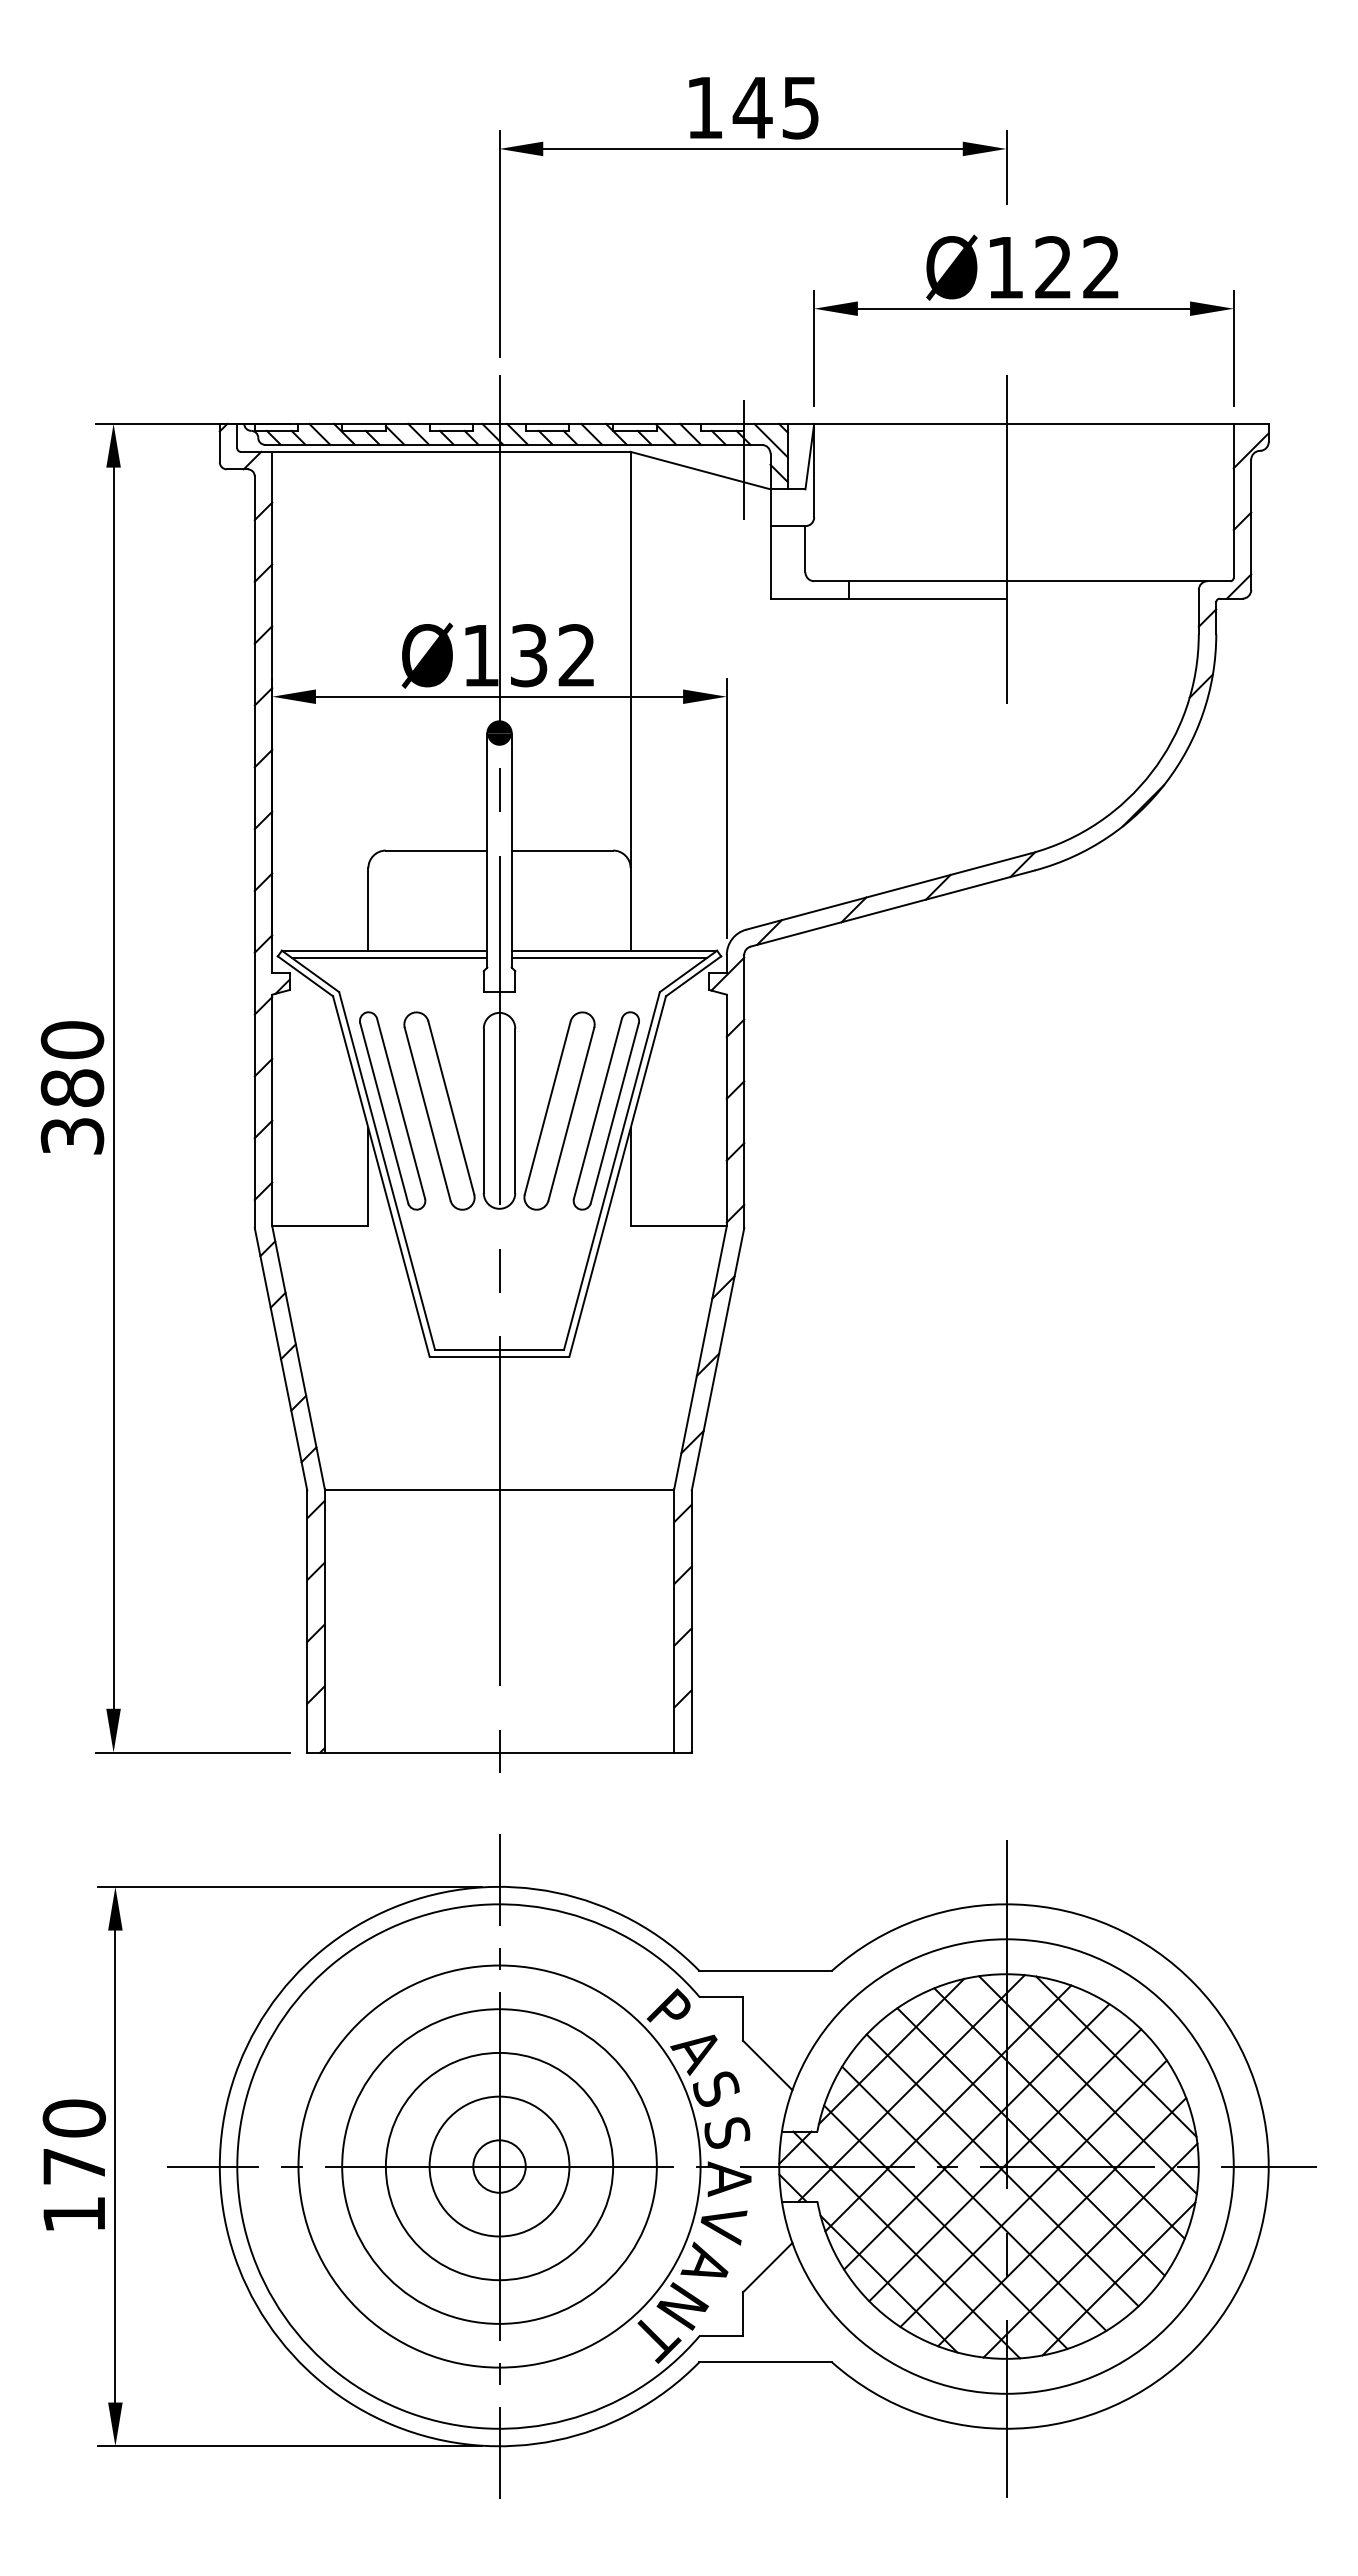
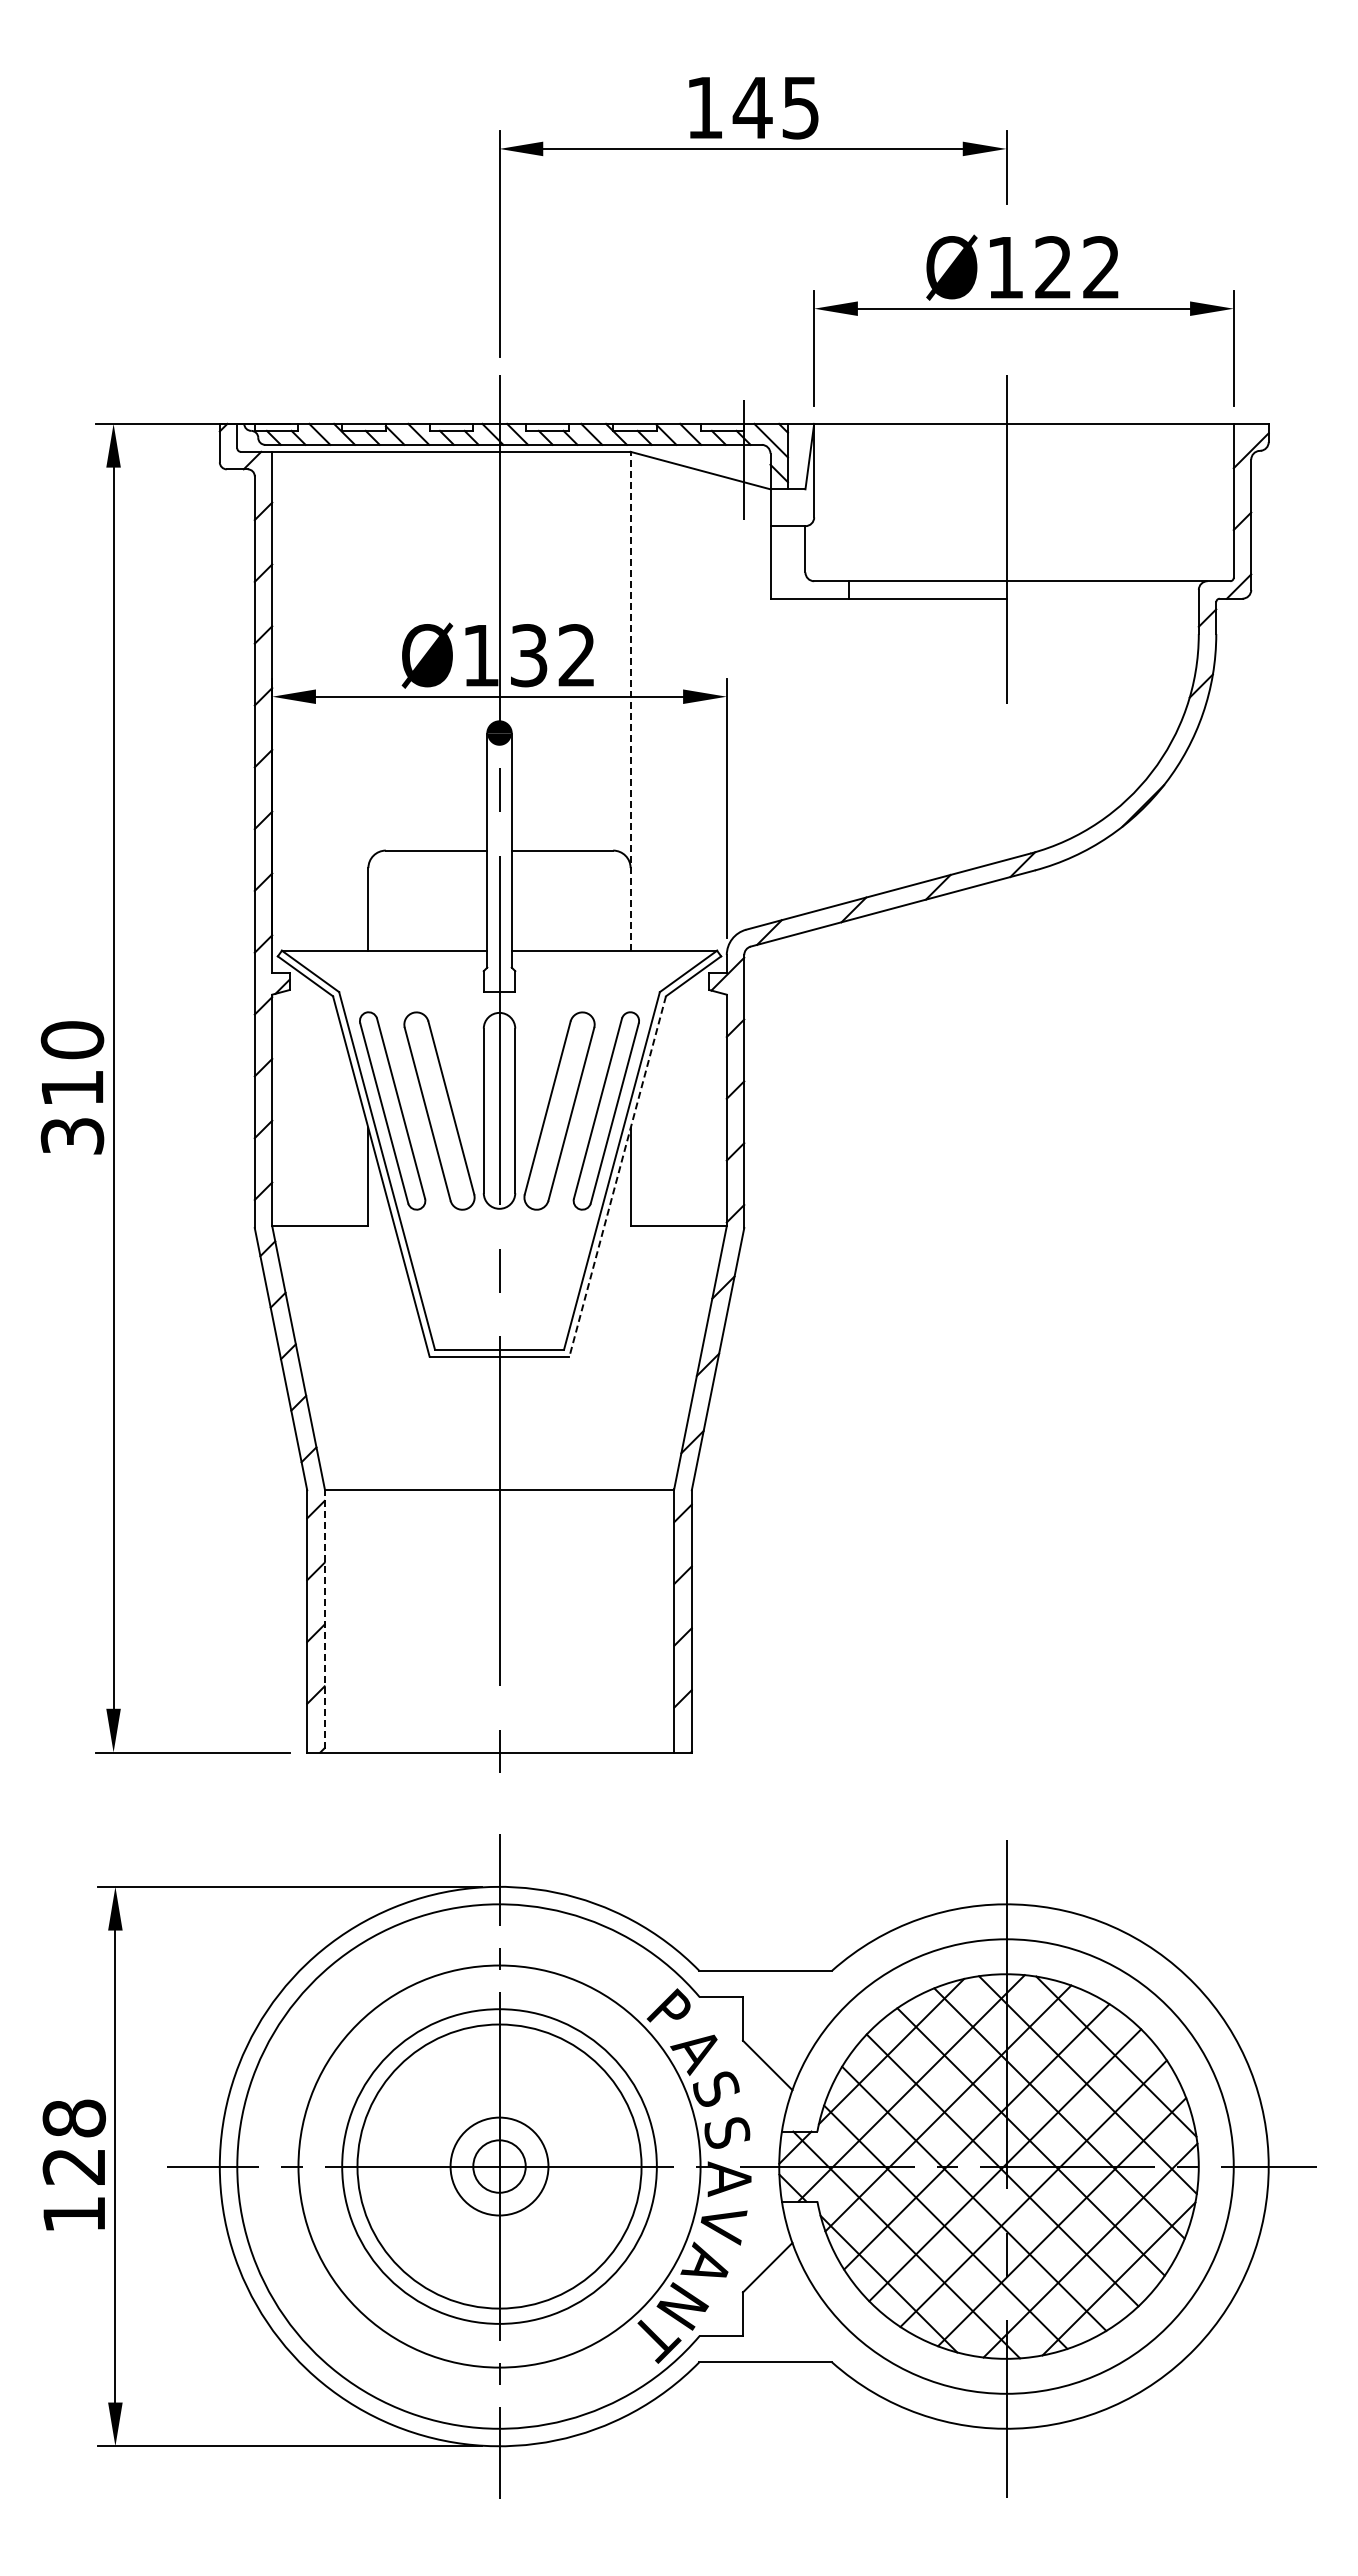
line: solid -> dashed (630, 700)
line: present -> none (389, 957)
line: present -> none (609, 957)
text: 380 -> 310 (72, 1087)
line: solid -> dashed (617, 1176)
line: solid -> dashed (324, 1620)
text: 170 -> 128 (73, 2141)
circle diameter: 140 px -> 98 px (499, 2166)
circle diameter: 227 px -> 284 px (499, 2166)
